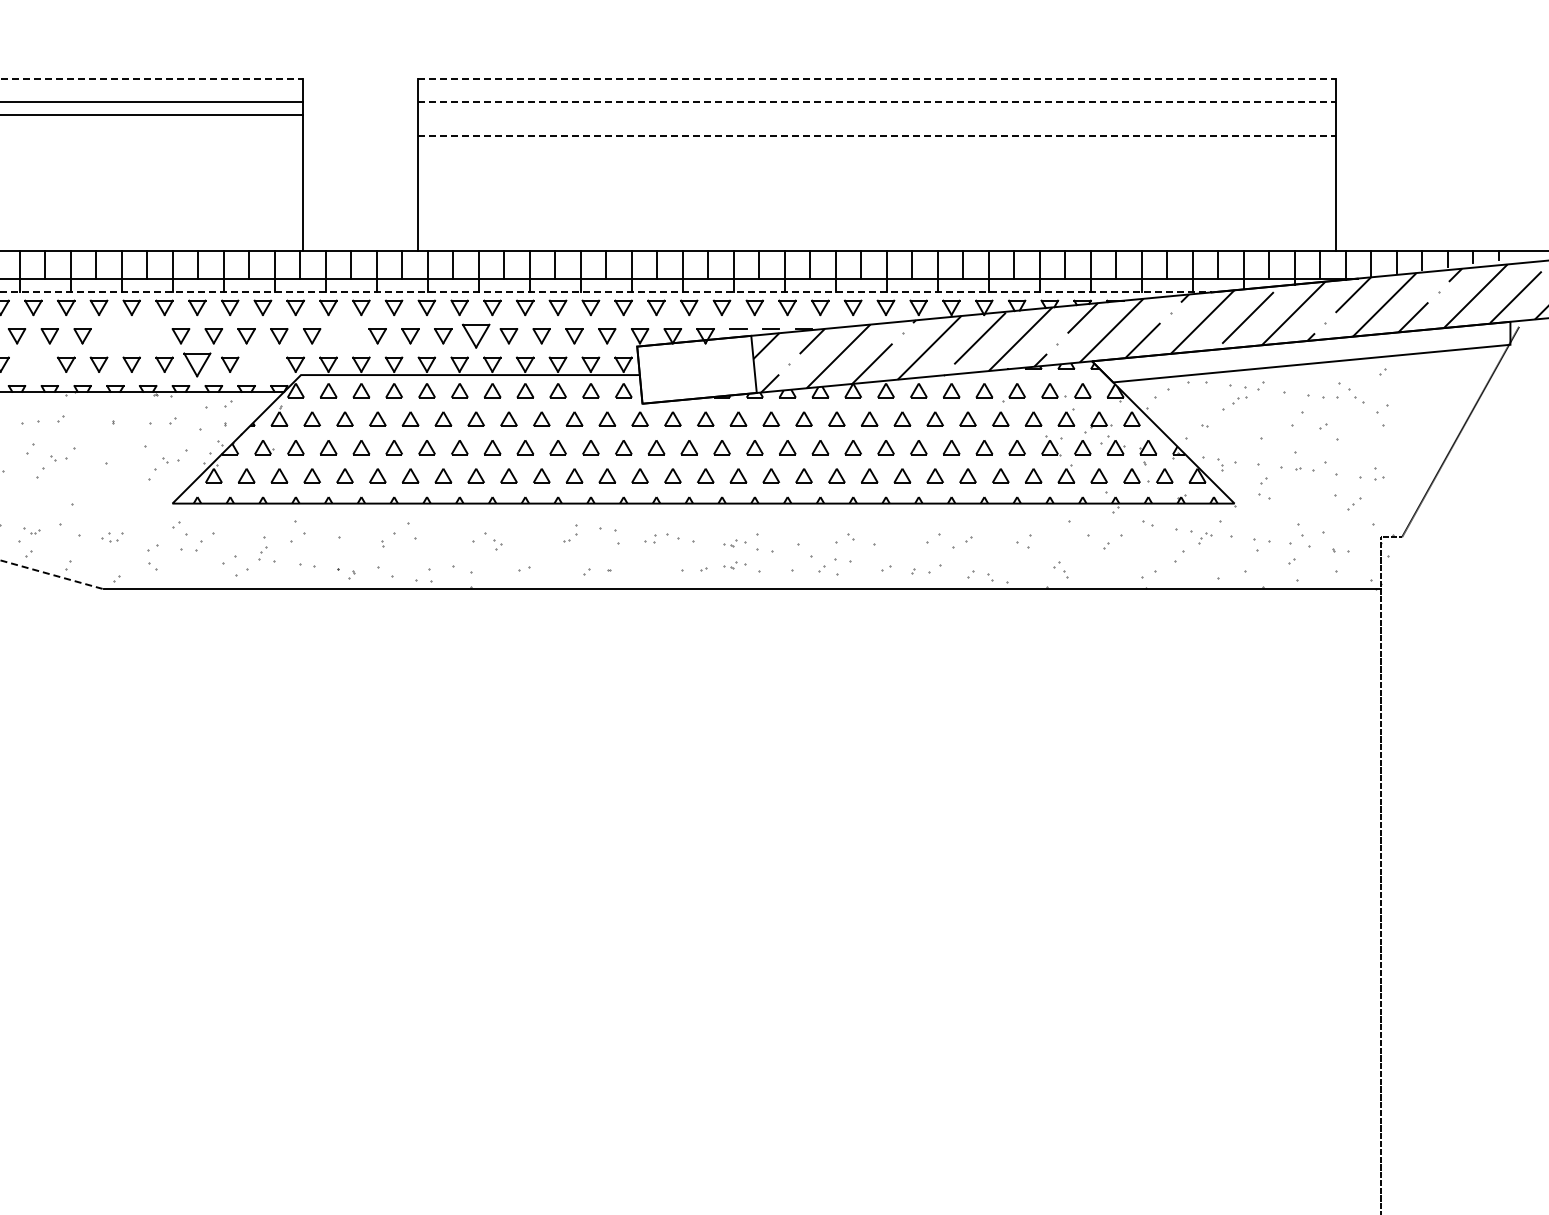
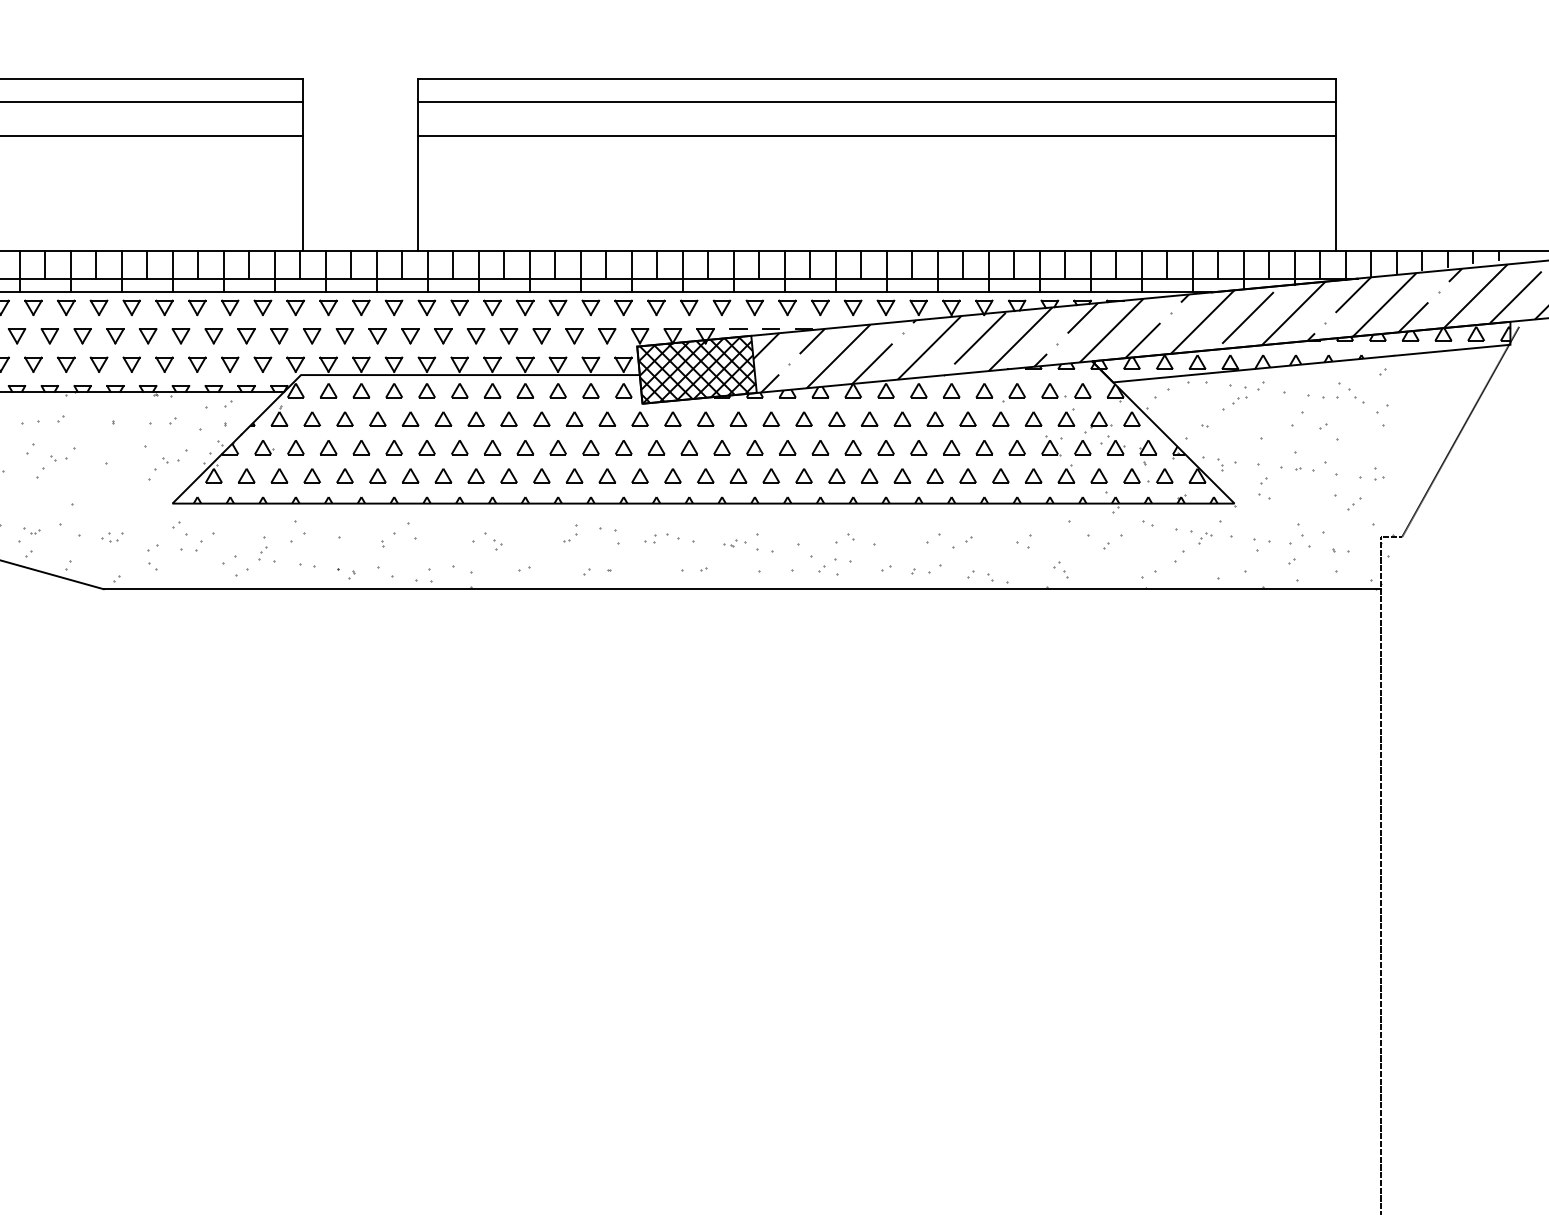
line: dashed -> solid (151, 79)
line: dashed -> solid (876, 79)
line: dashed -> solid (876, 101)
line position: (152, 115) -> (152, 136) (152, 136)
line: dashed -> solid (876, 136)
line: dashed -> solid (605, 292)
part size: 30x26 px -> 20x17 px (475, 336)
part: none -> present (115, 336)
part: none -> present (148, 336)
part: none -> present (344, 336)
hatch: none -> present (1302, 347)
part: none -> present (33, 364)
part size: 29x26 px -> 19x17 px (197, 364)
part: none -> present (262, 364)
hatch: none -> present (696, 369)
part: present -> none (734, 565)
line: dashed -> solid (52, 574)
